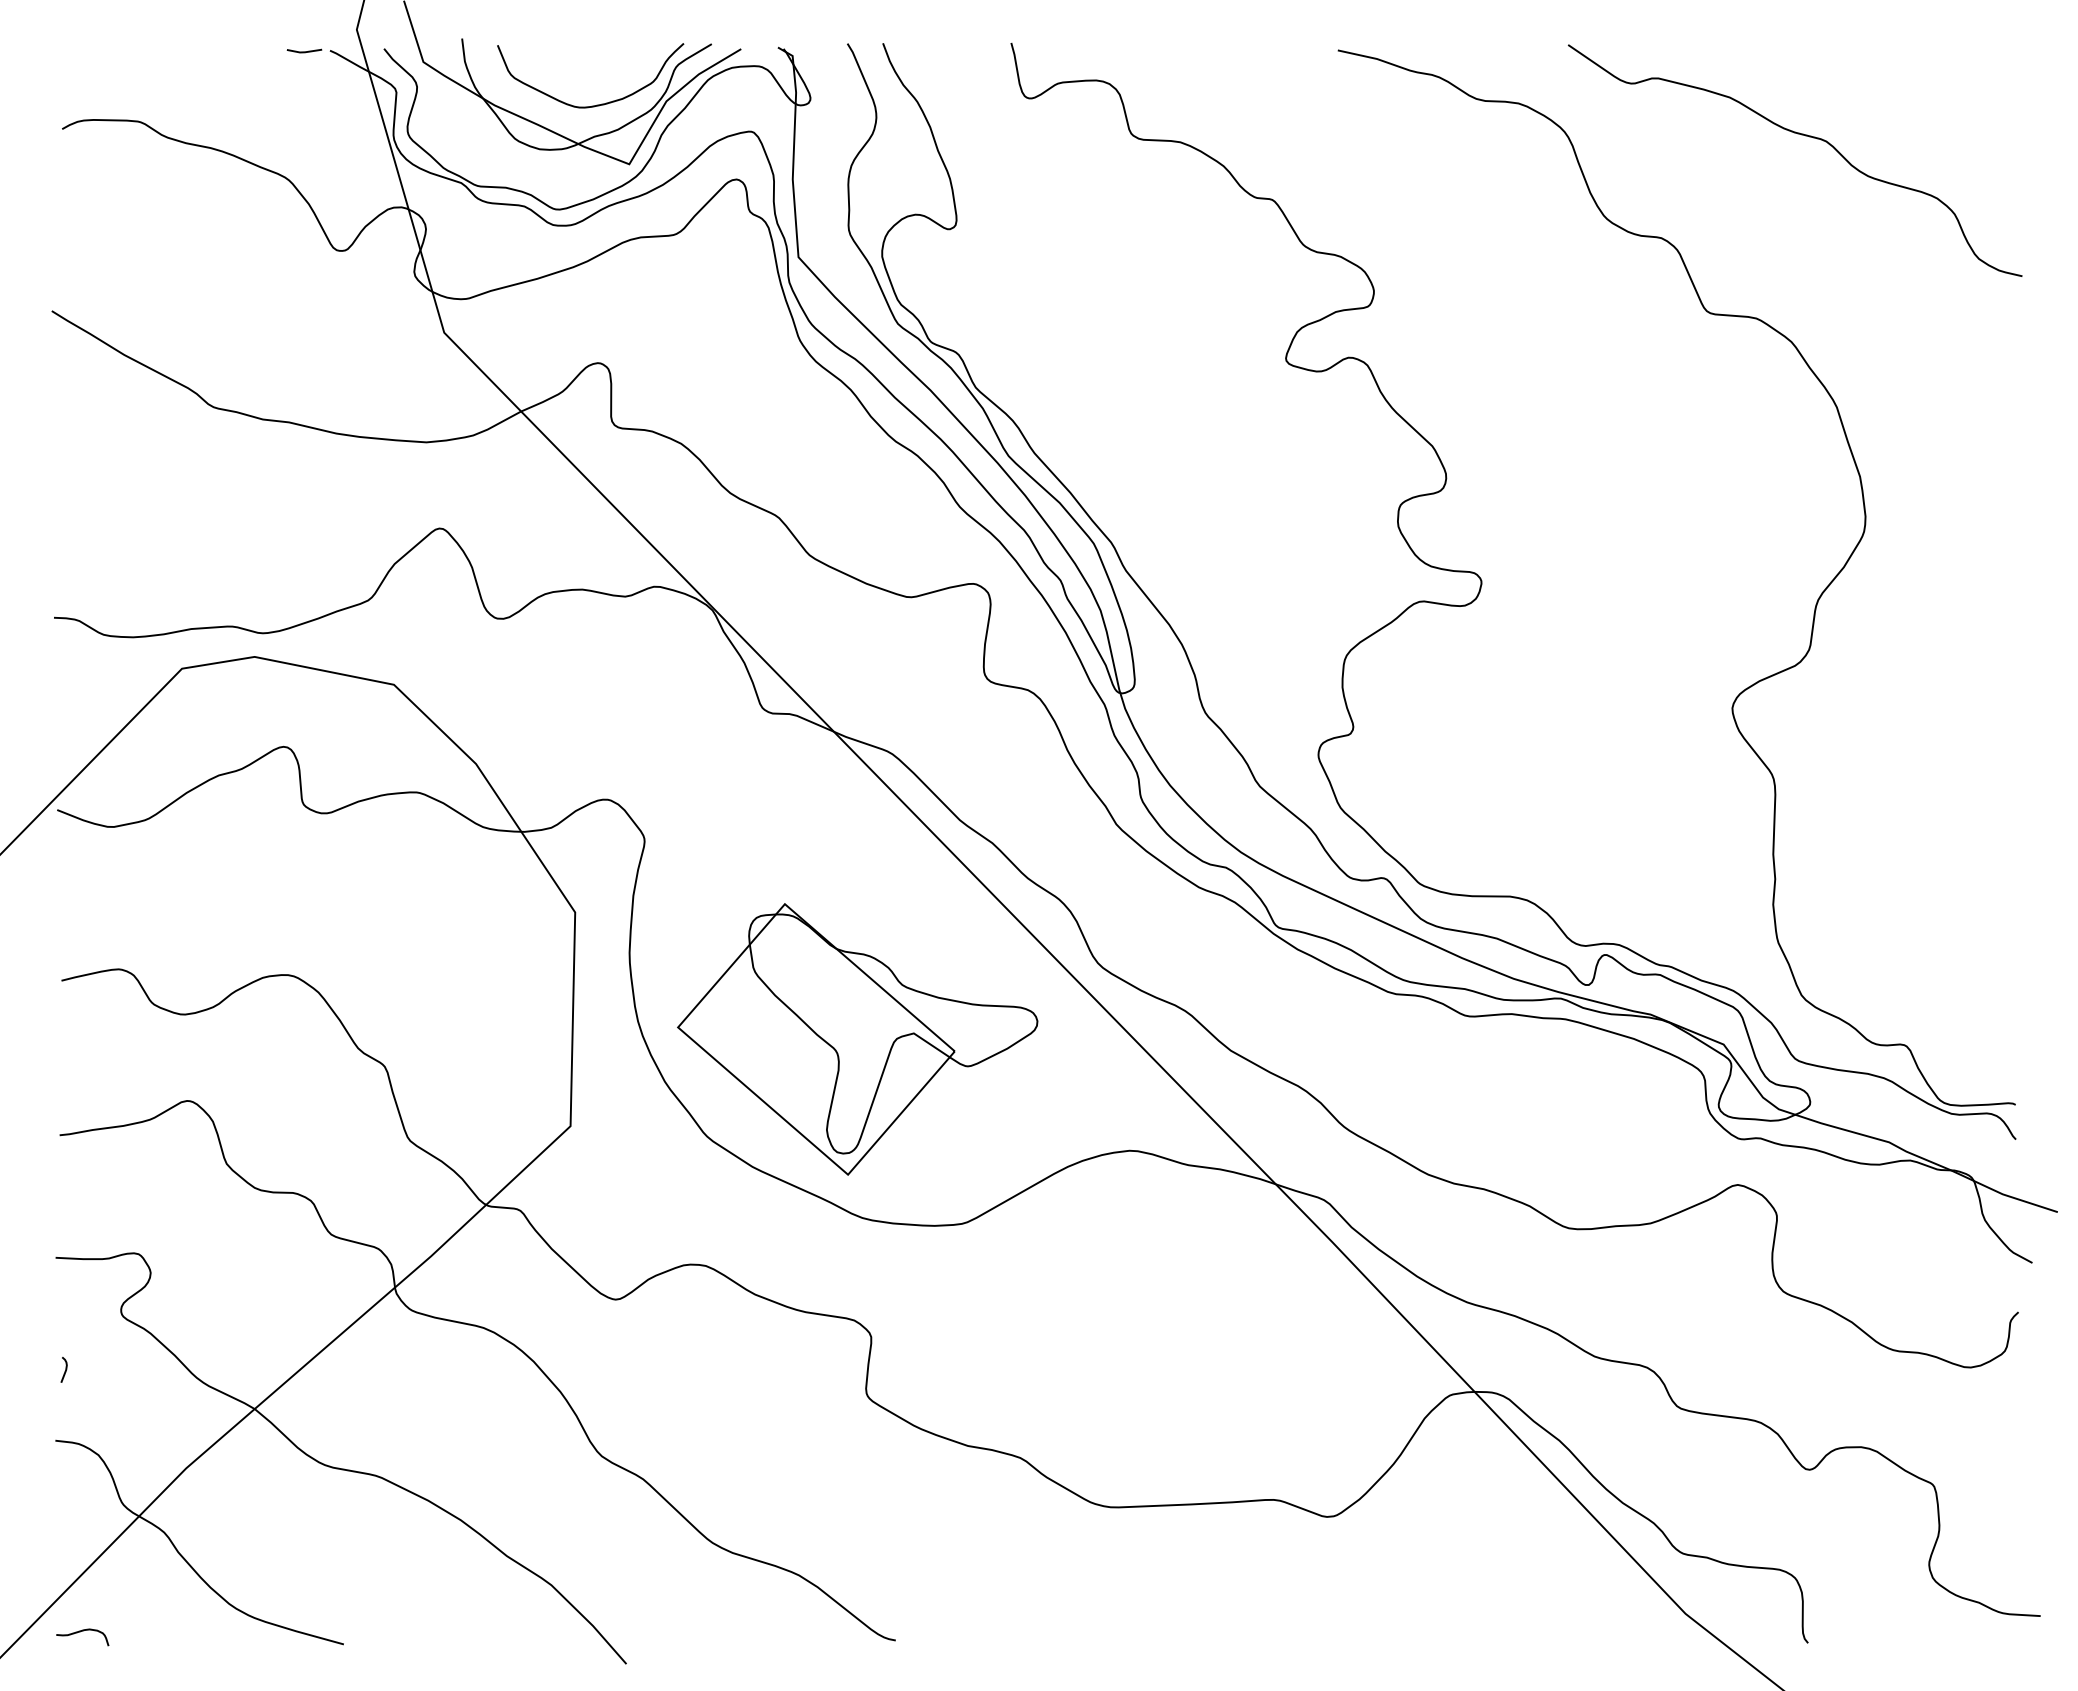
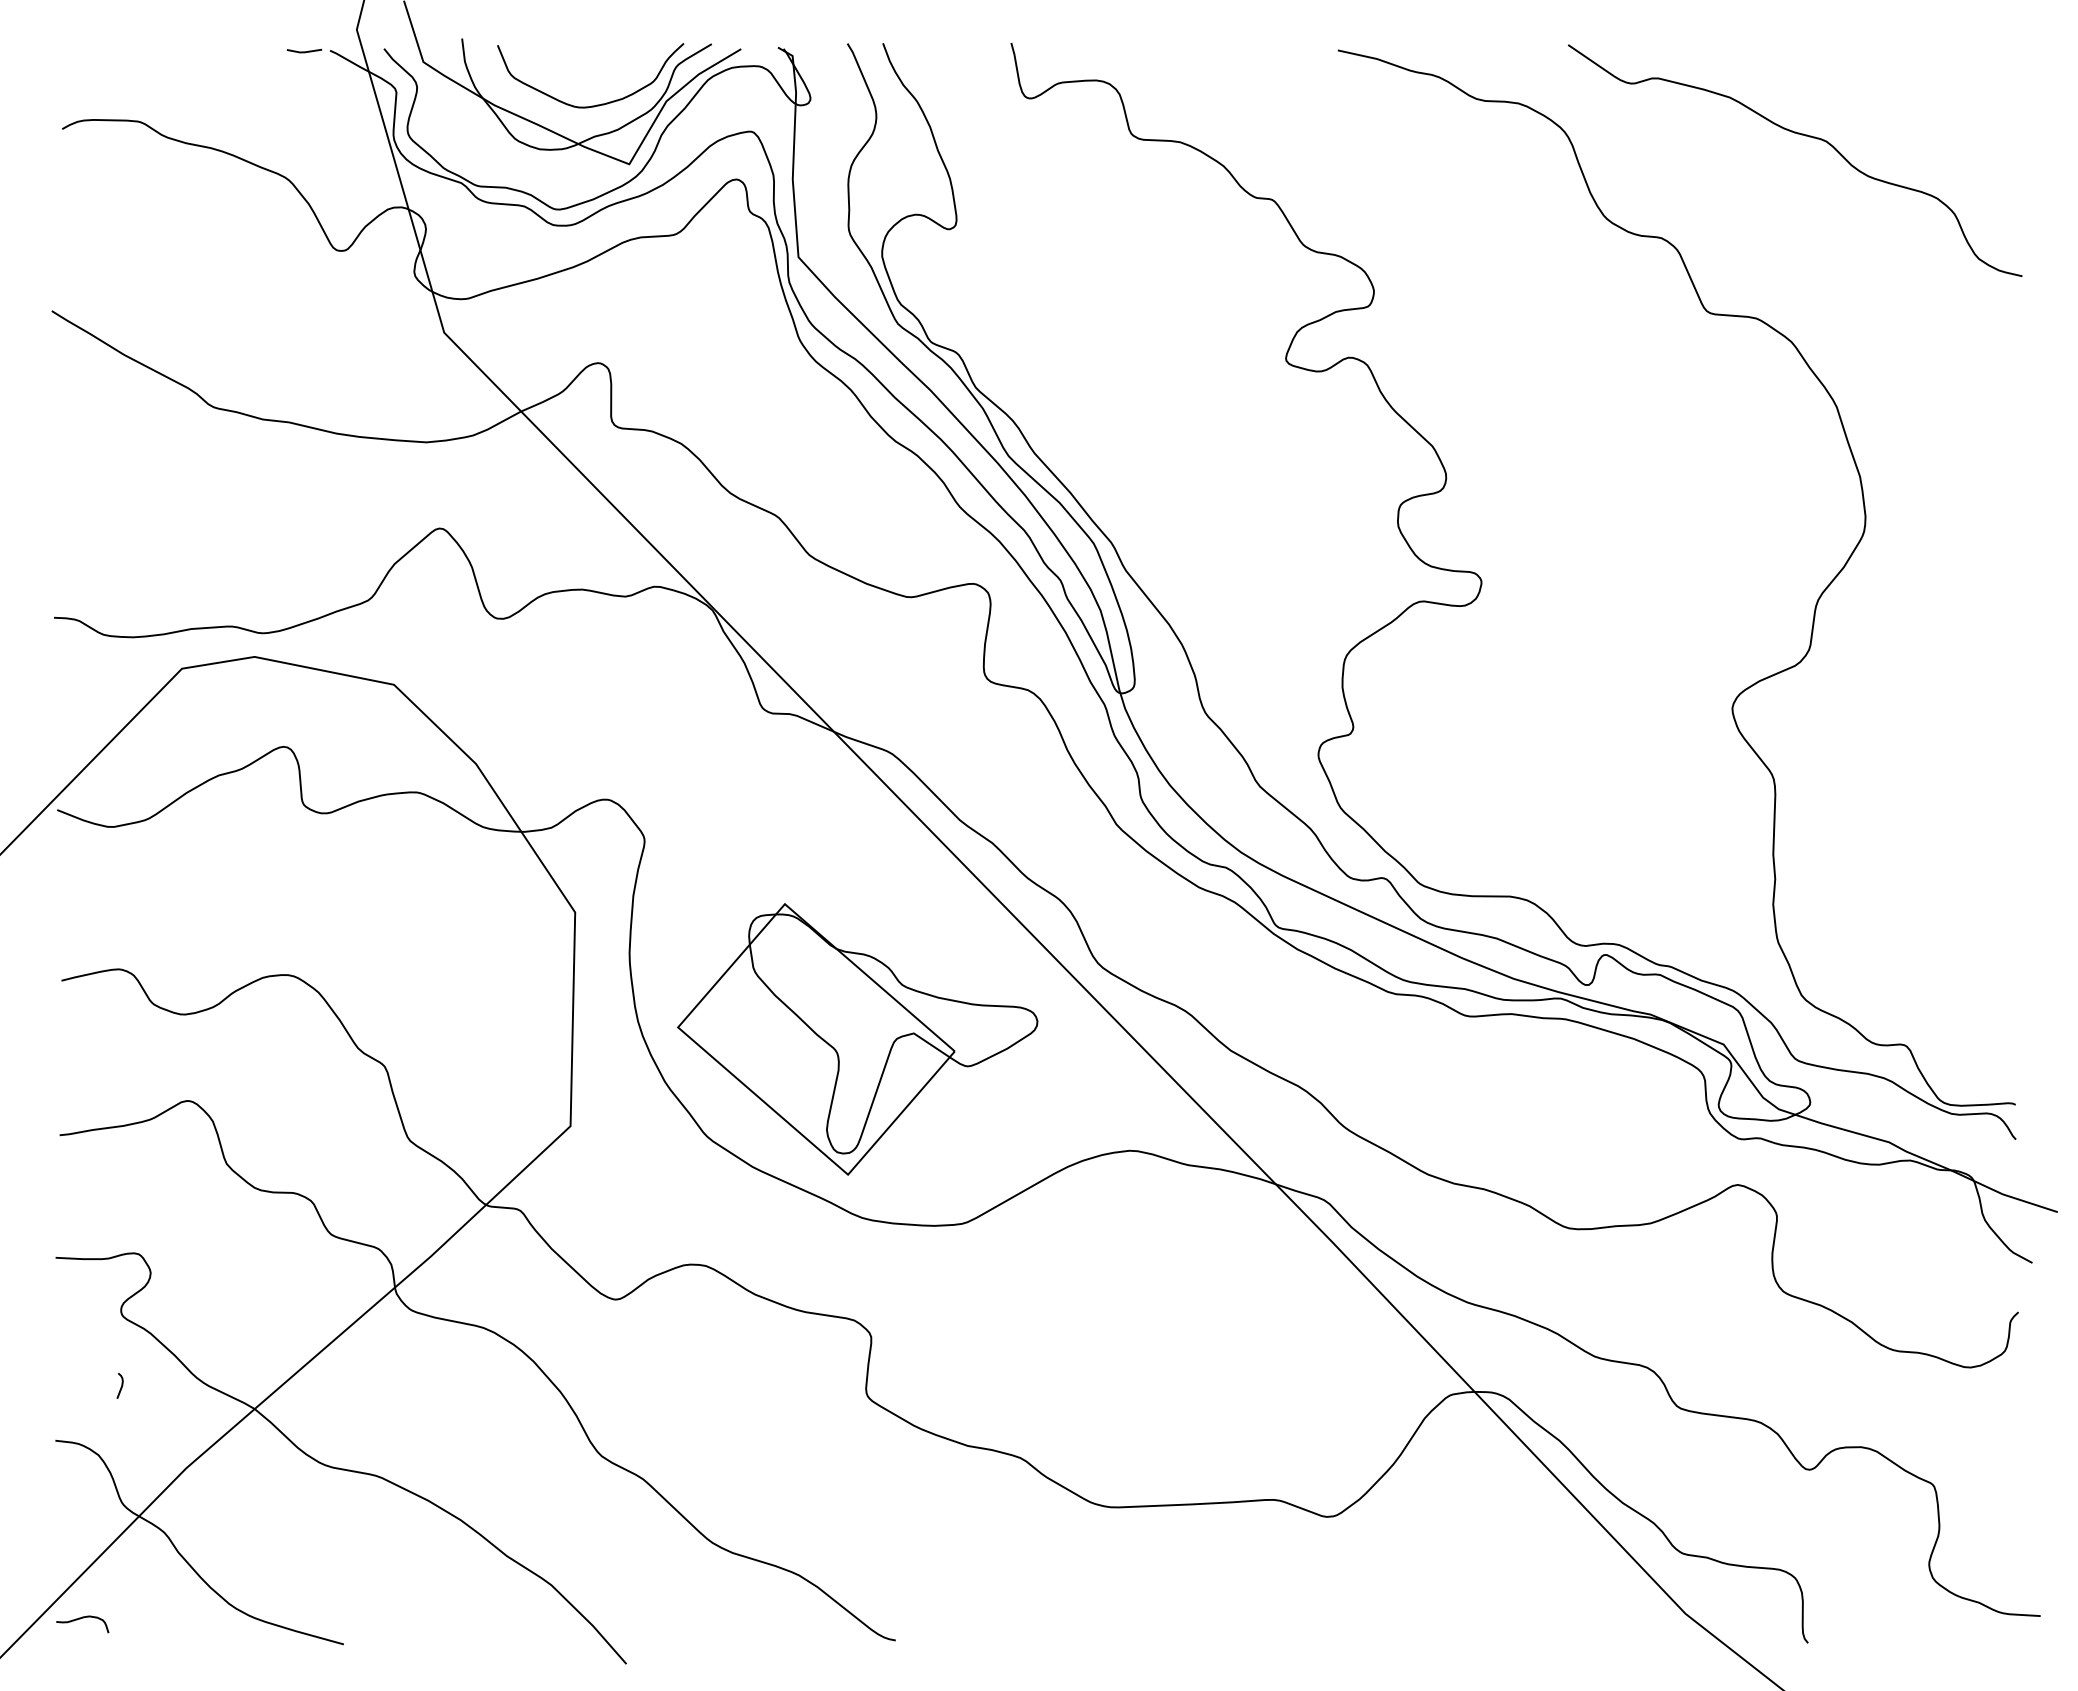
curve position: (65, 1369) -> (121, 1385) (121, 1385)
curve position: (80, 1632) -> (80, 1619) (80, 1619)
